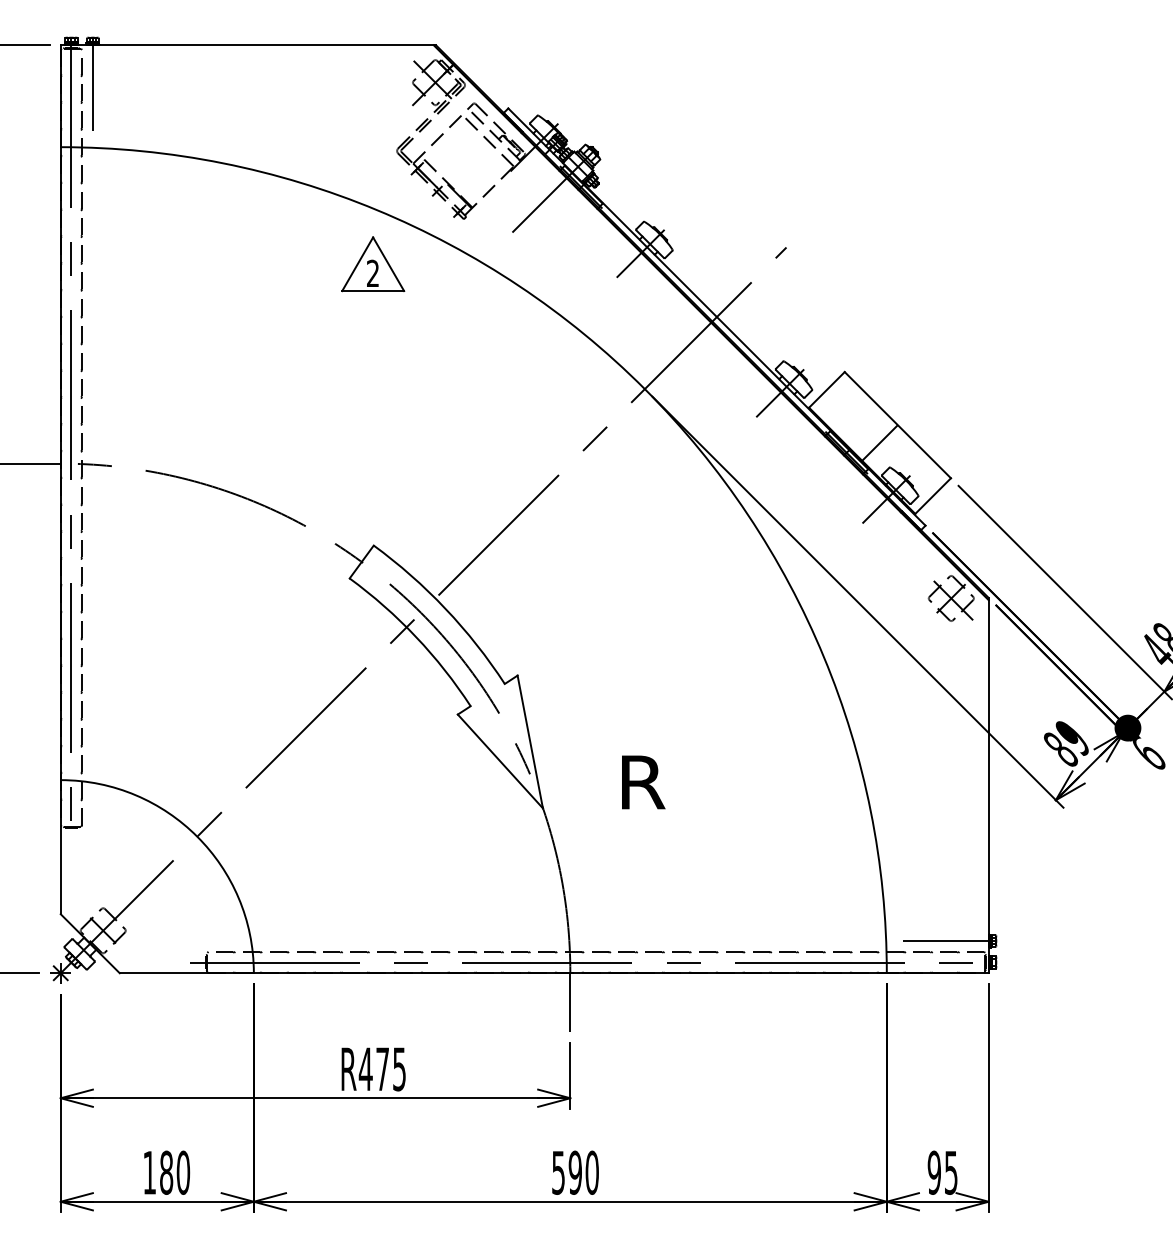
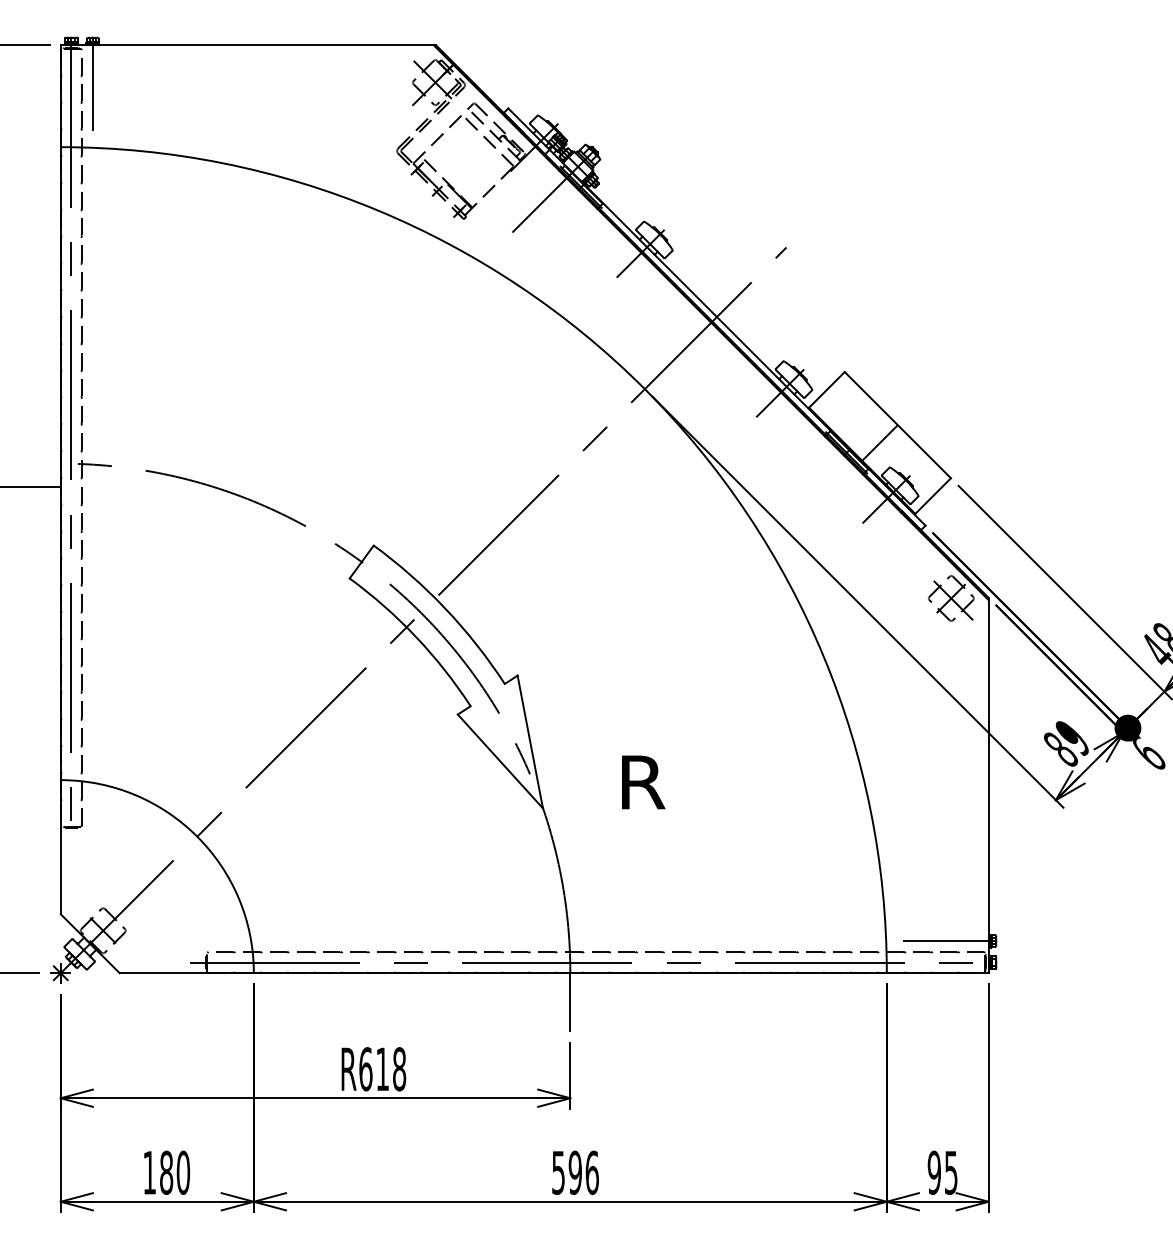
part: present -> none (373, 264)
line position: (31, 463) -> (31, 486) (31, 486)
text: R475 -> R618 (382, 1069)
text: 590 -> 596 (591, 1172)
